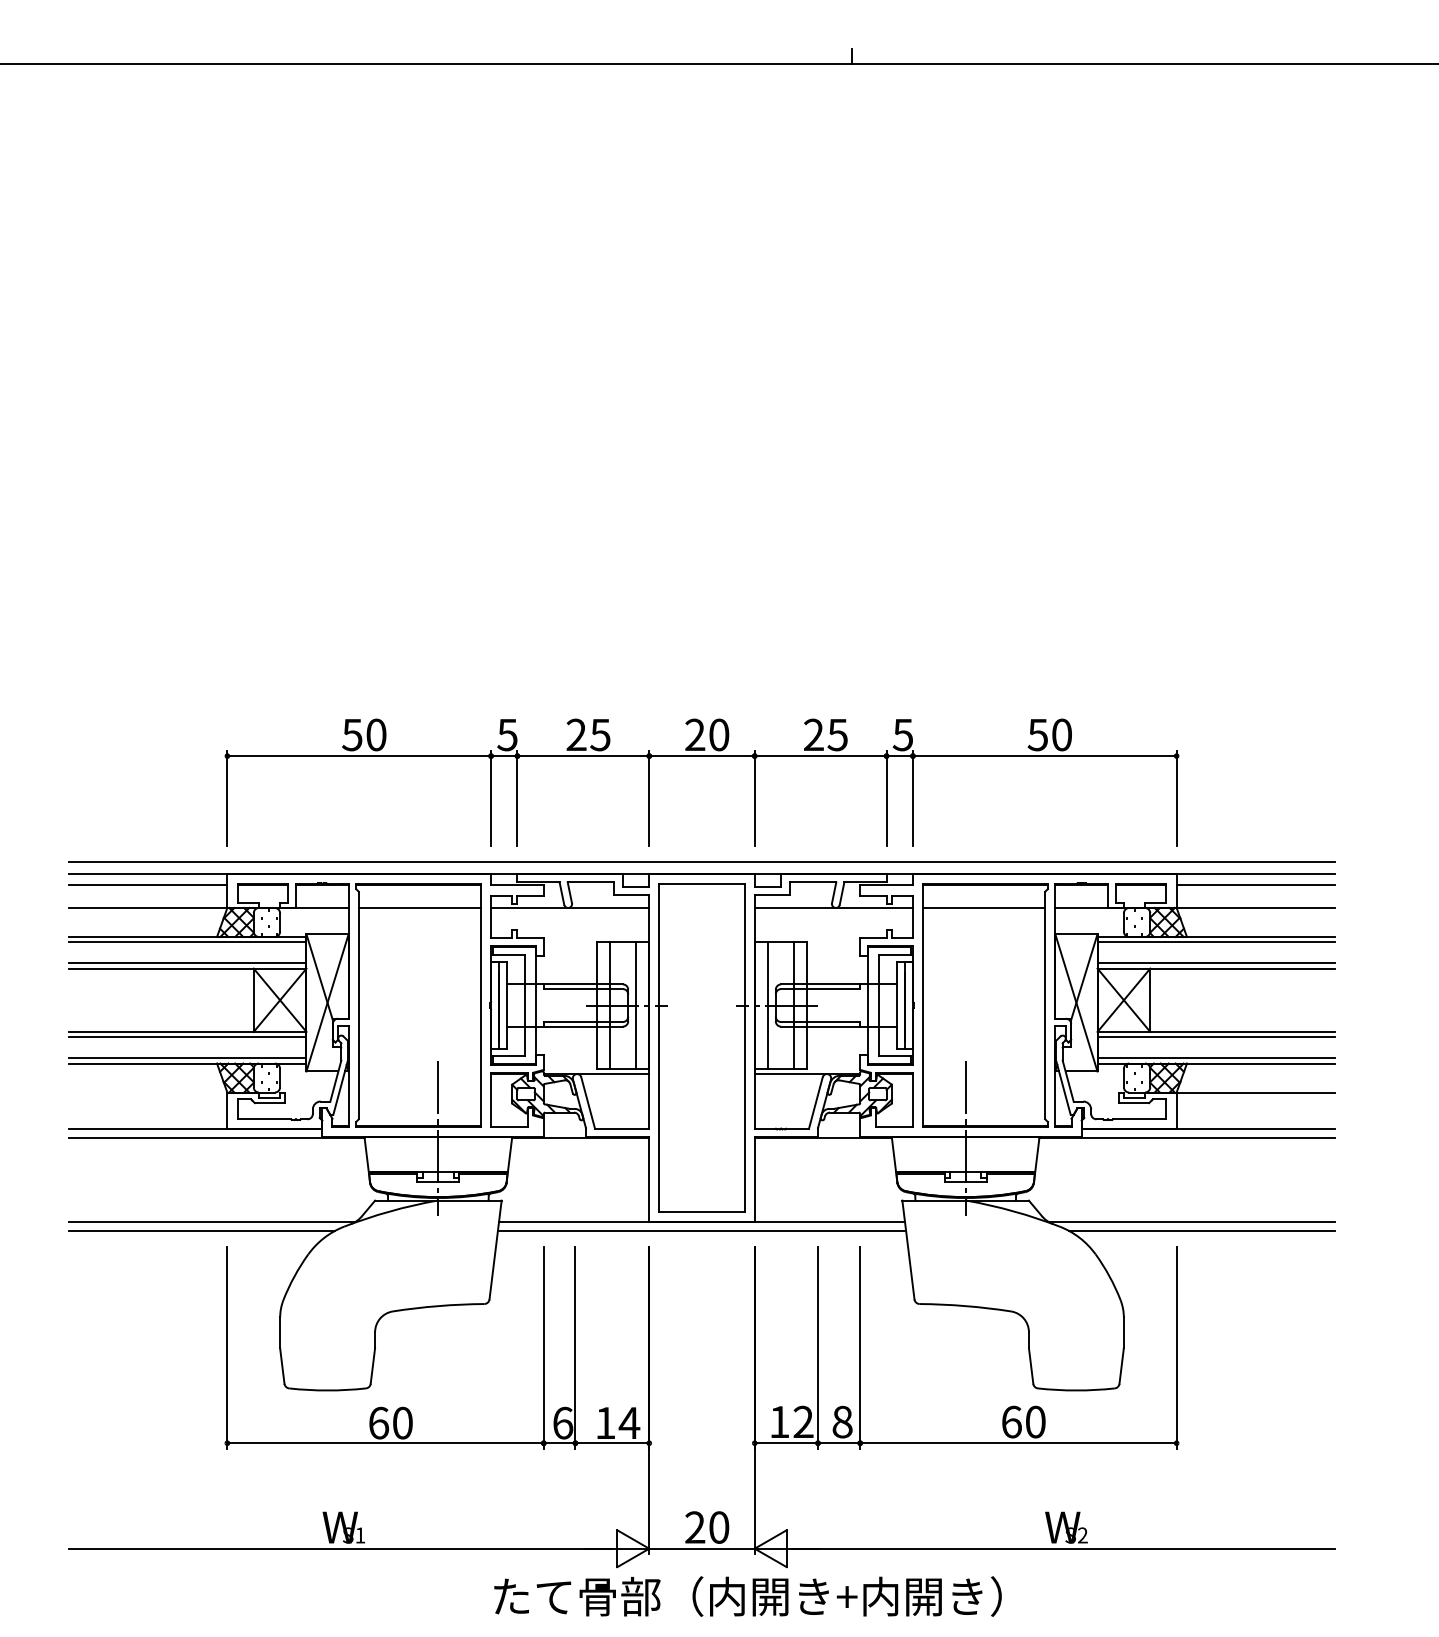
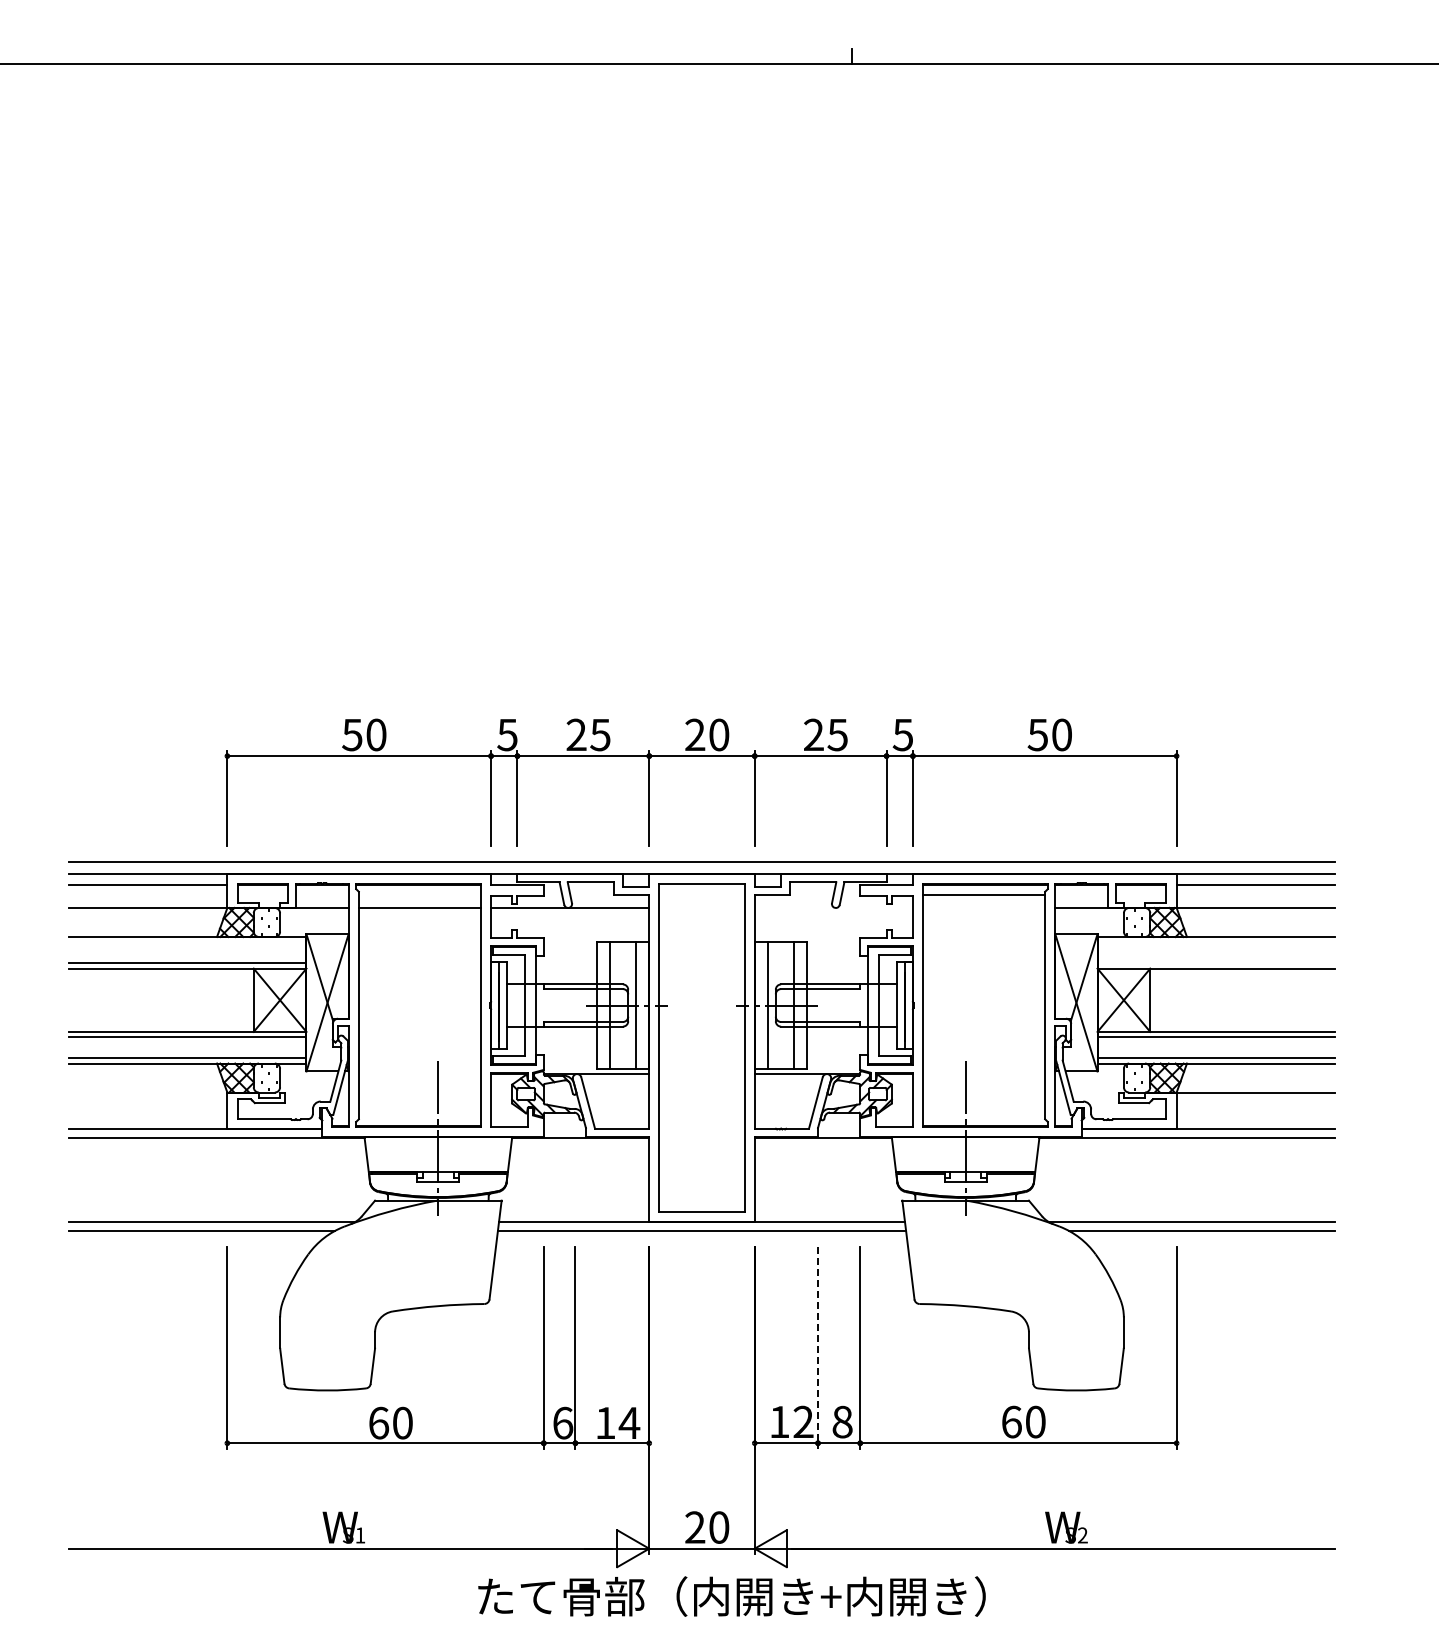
line: present -> none (833, 907)
line position: (984, 907) -> (984, 894) (984, 894)
line: present -> none (187, 942)
line: present -> none (1215, 942)
line: present -> none (1215, 963)
line: solid -> dashed (818, 1347)
text position: (747, 1596) -> (731, 1596) (731, 1596)
